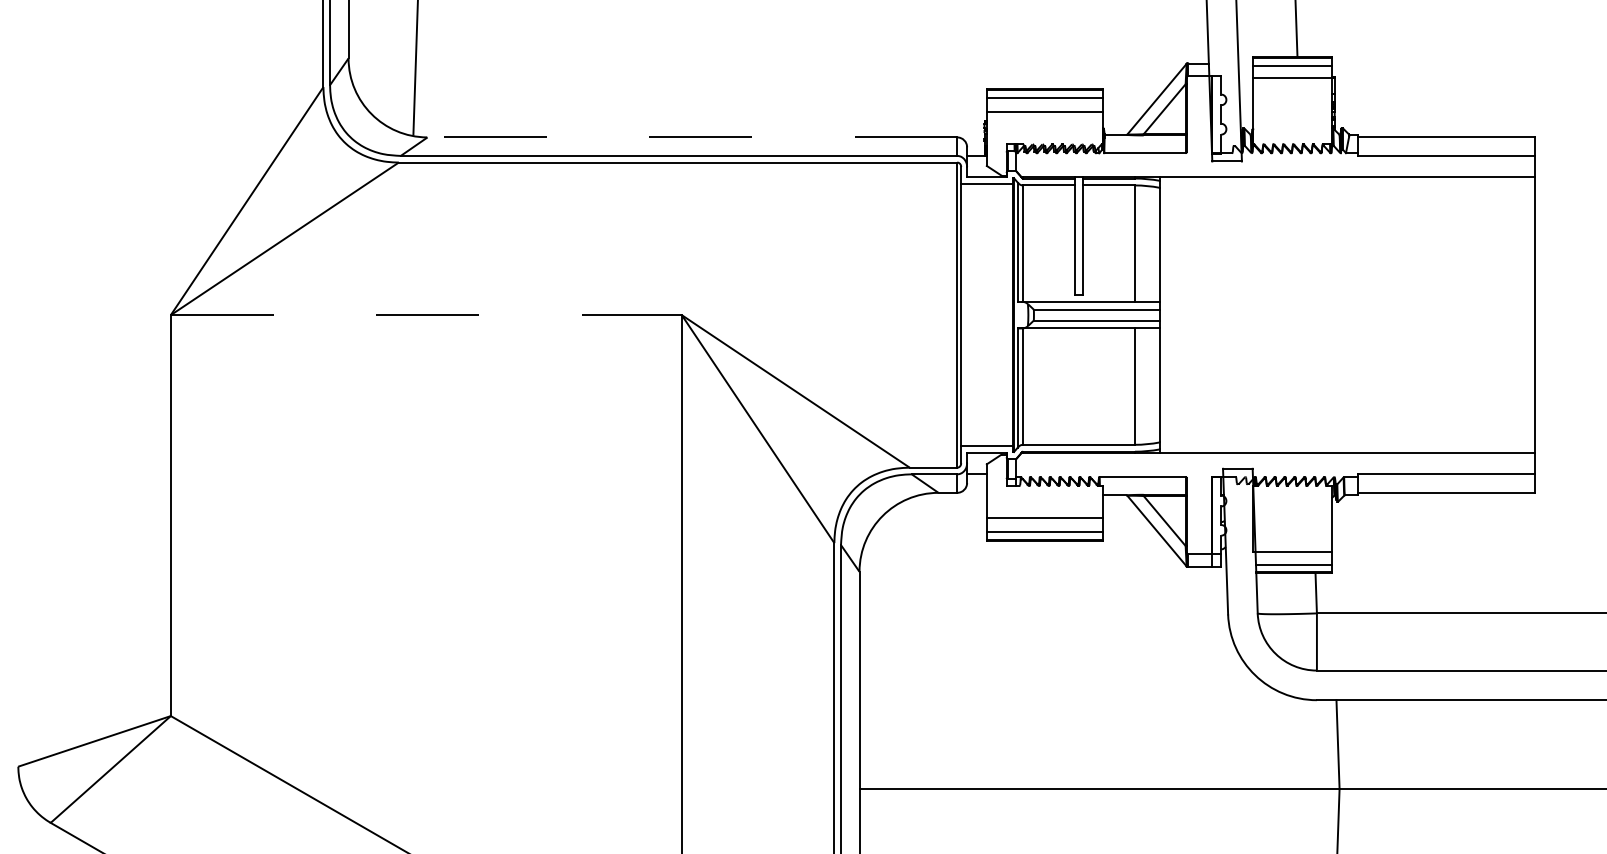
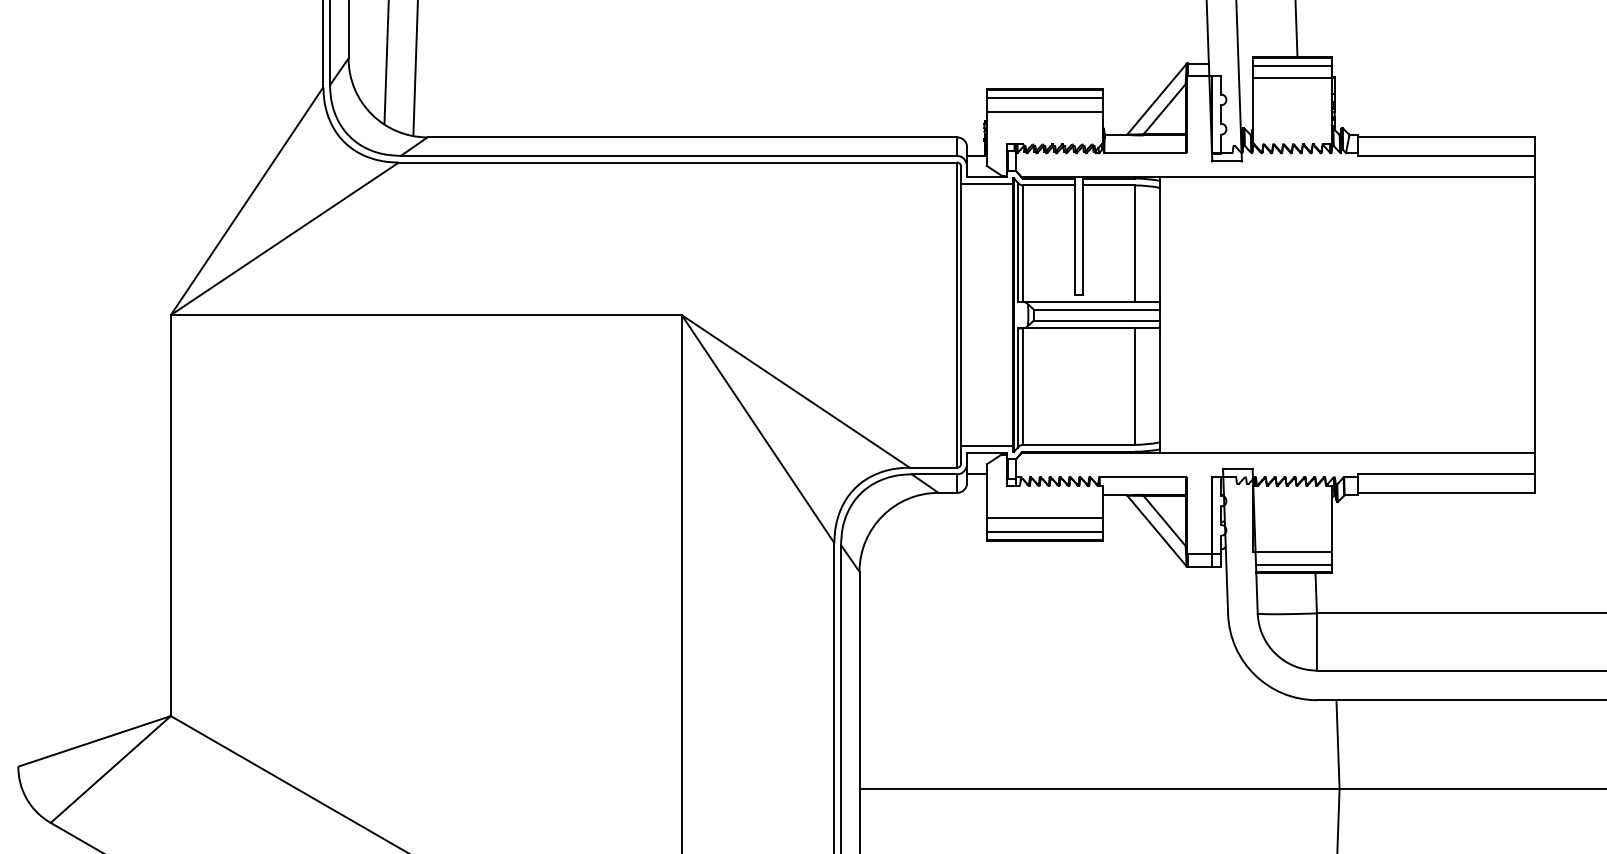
line: none -> present (386, 62)
line: dashed -> solid (692, 137)
line: dashed -> solid (426, 315)
